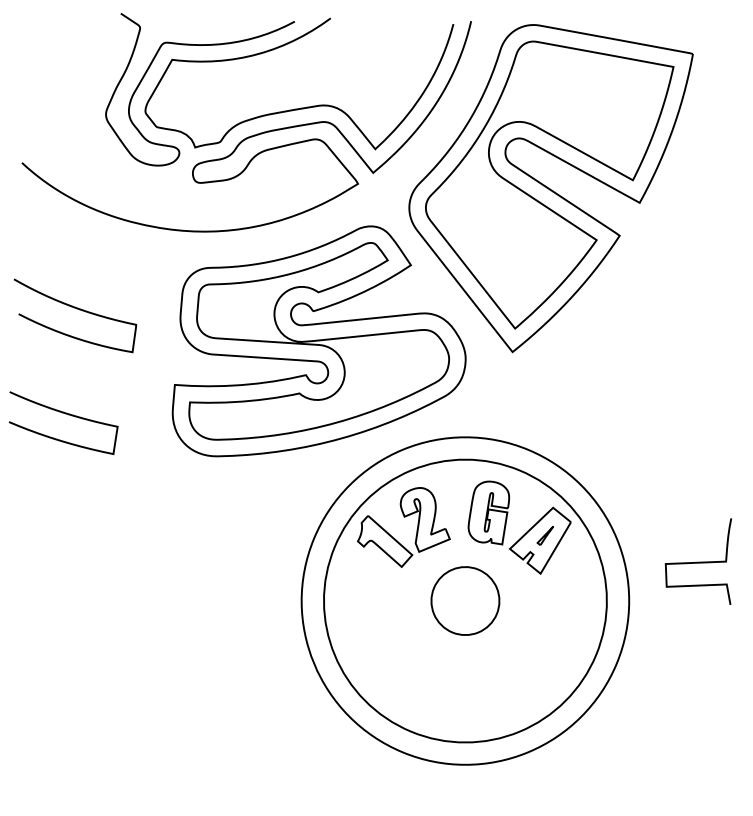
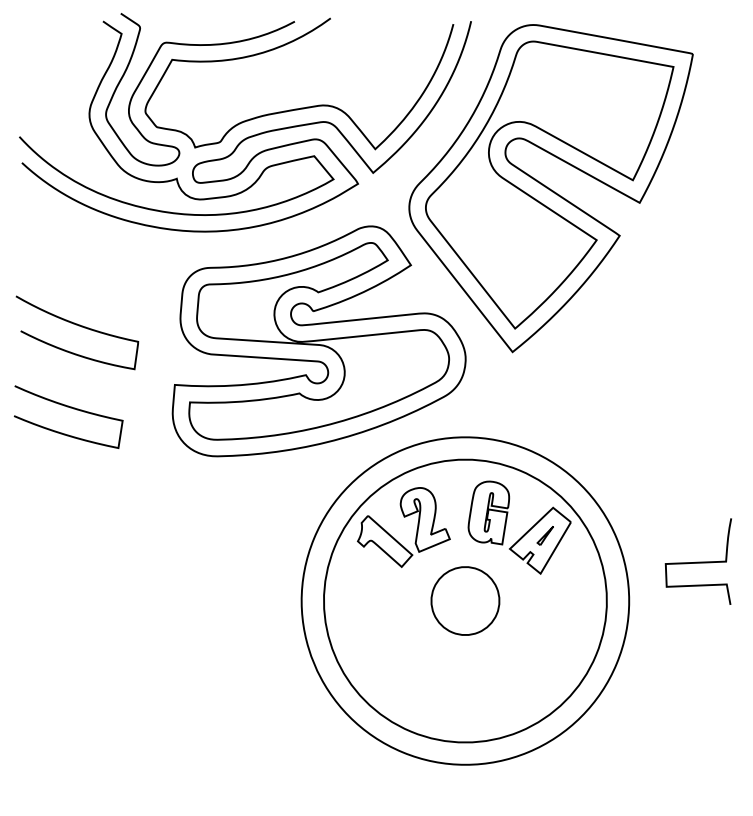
curve: none -> present (176, 177)
curve position: (76, 309) -> (78, 326) (78, 326)
curve position: (65, 414) -> (70, 408) (70, 408)
